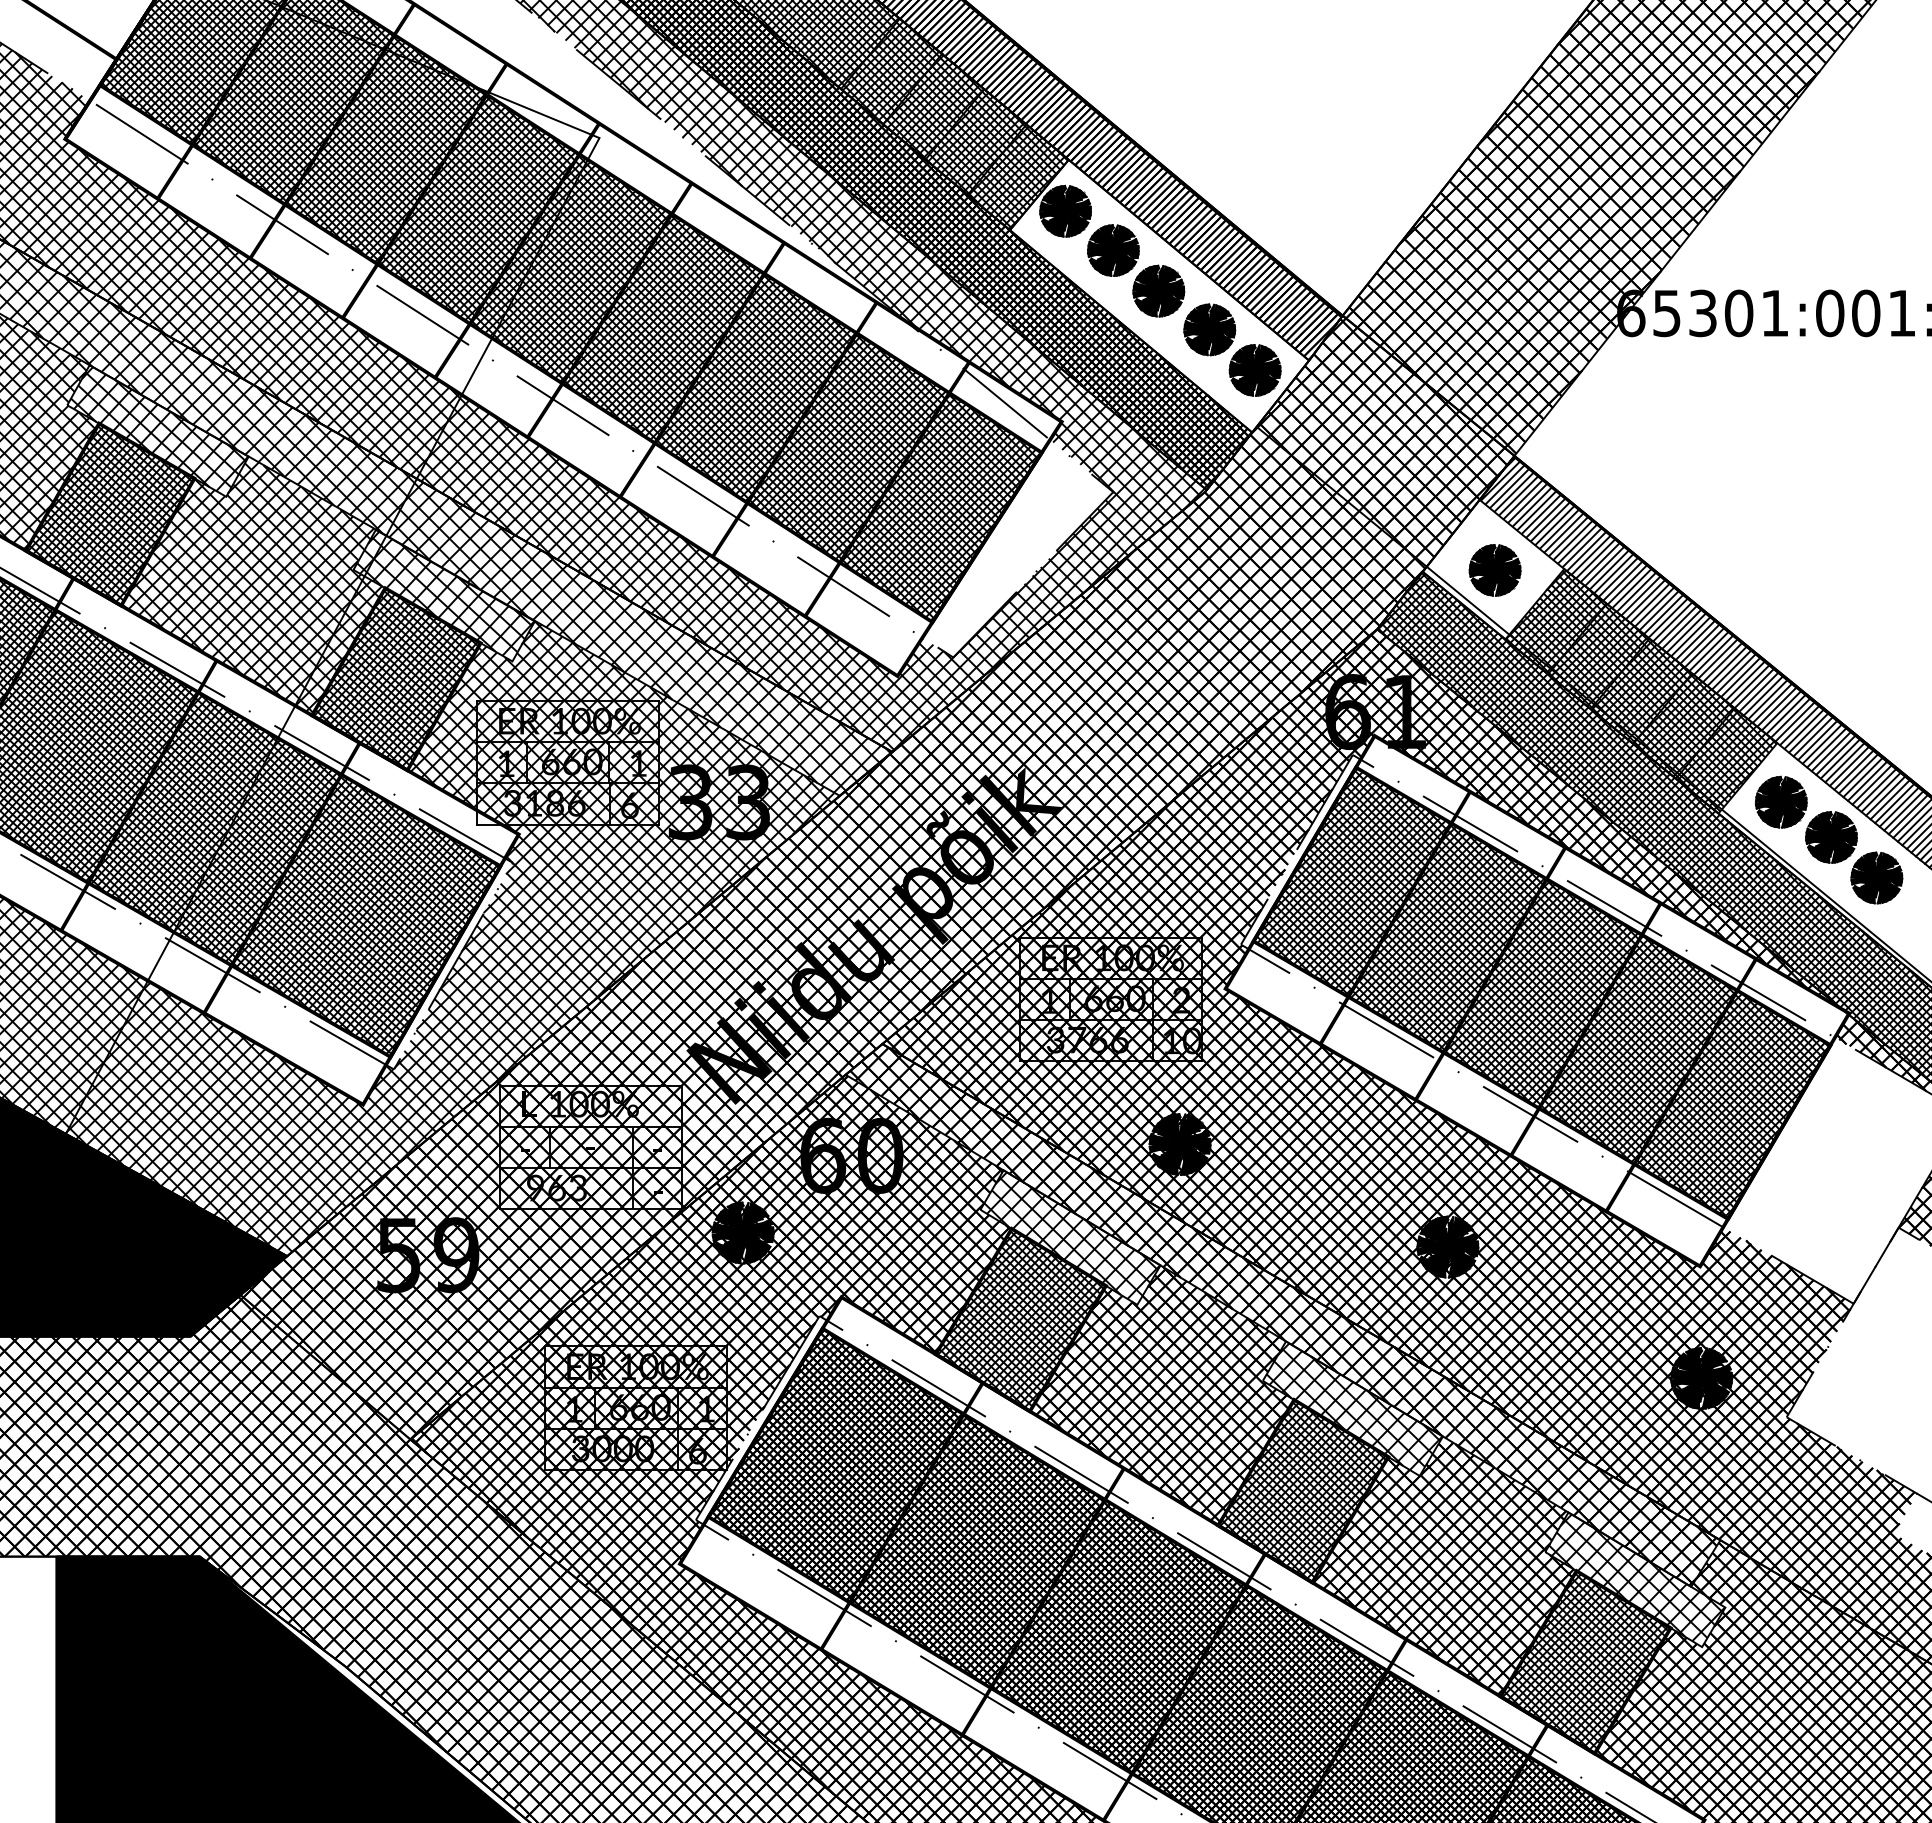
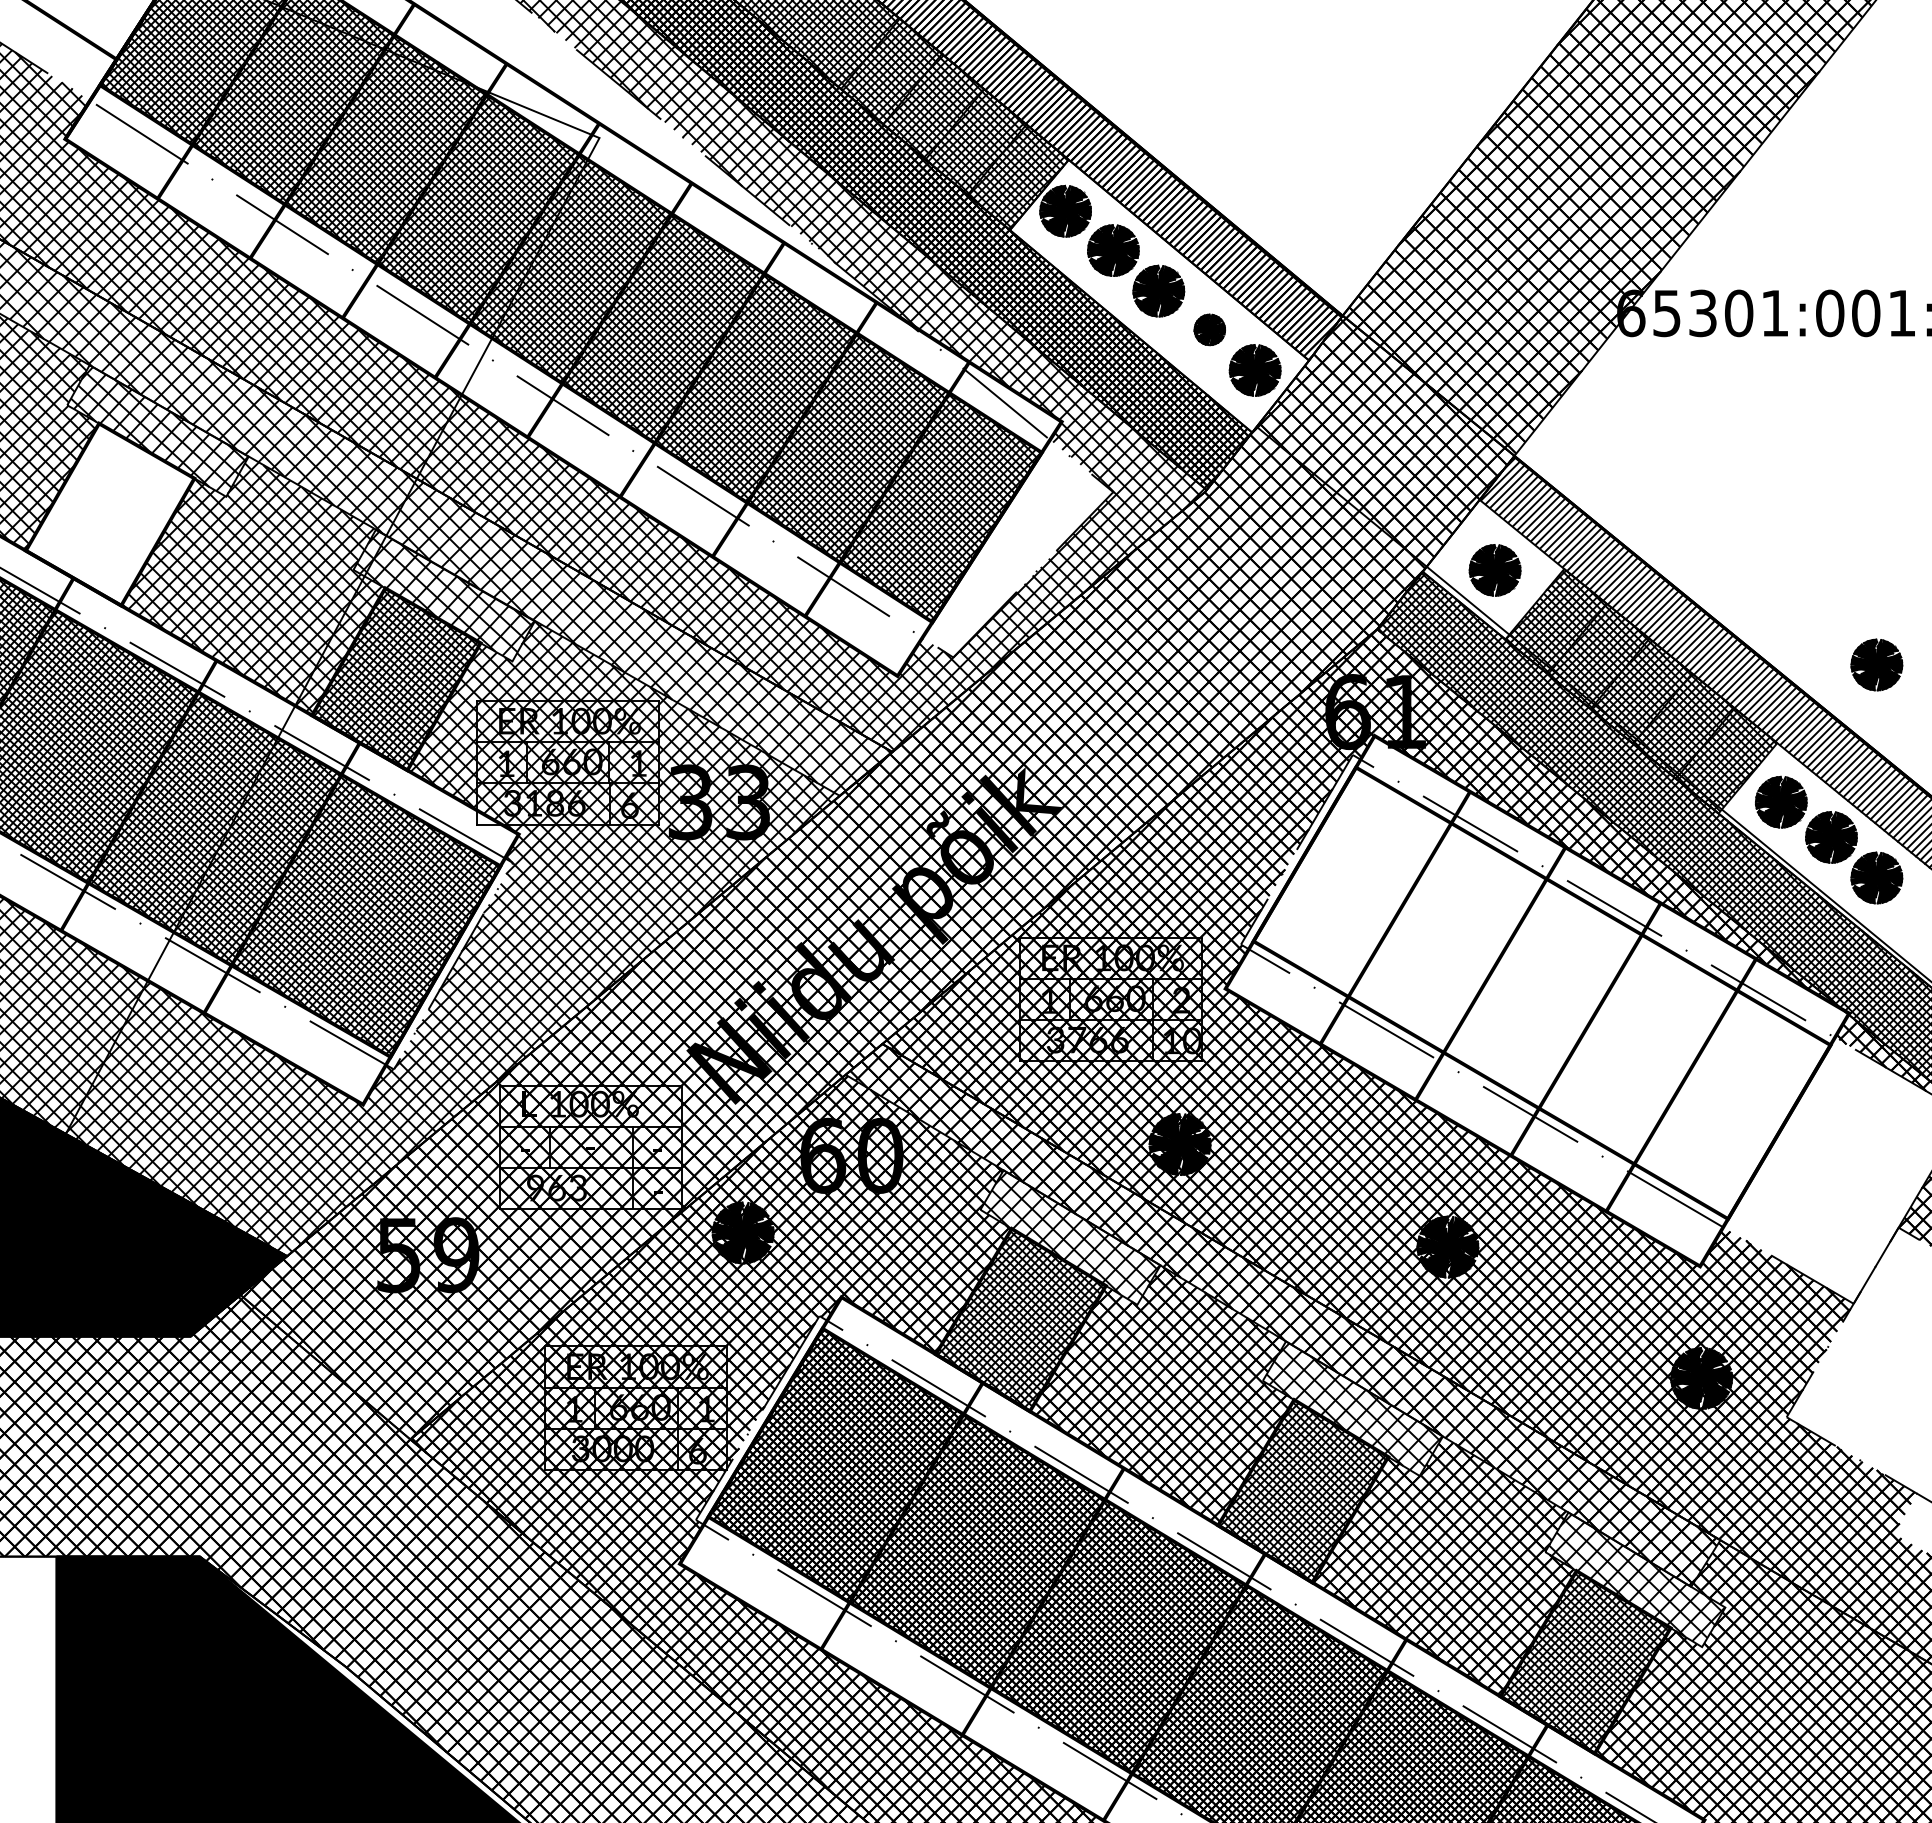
part size: 54x54 px -> 33x34 px (1209, 329)
hatch: present -> none (109, 515)
part: none -> present (1876, 664)
hatch: present -> none (1541, 993)
